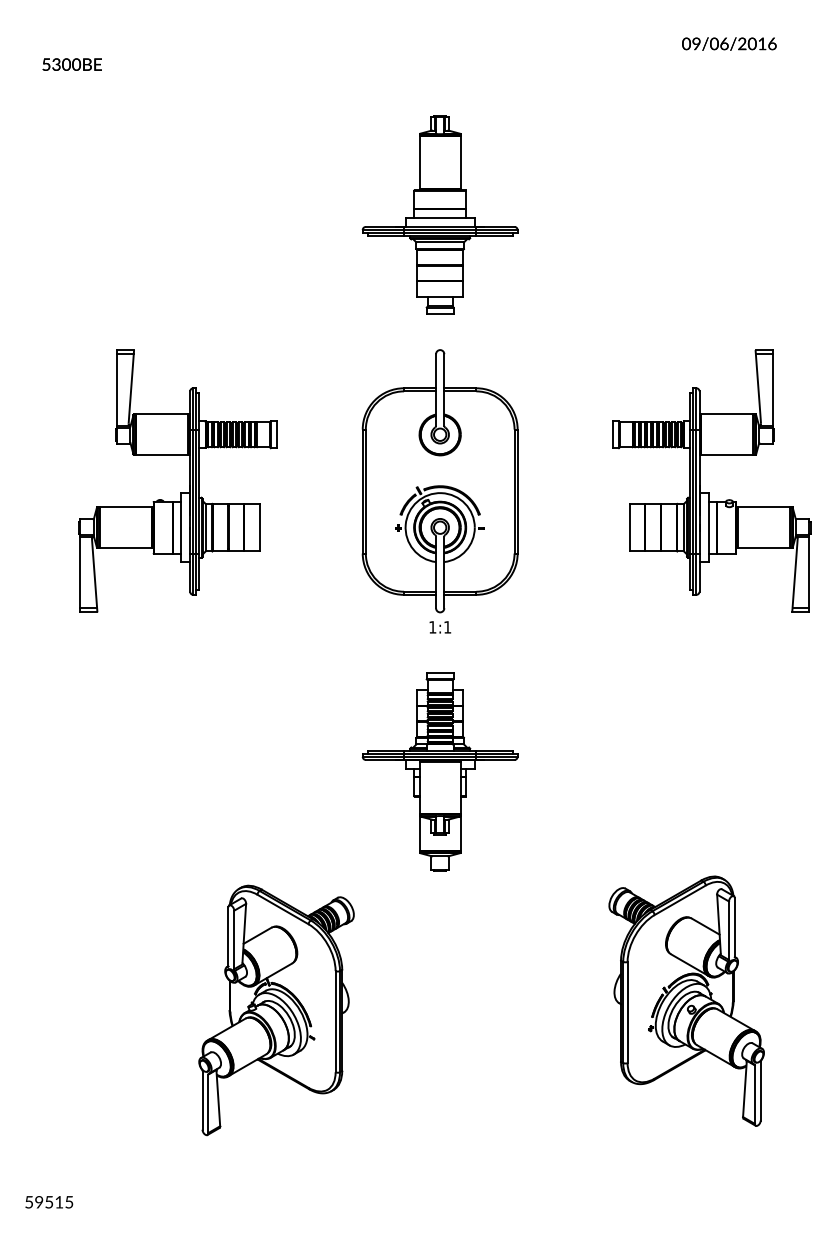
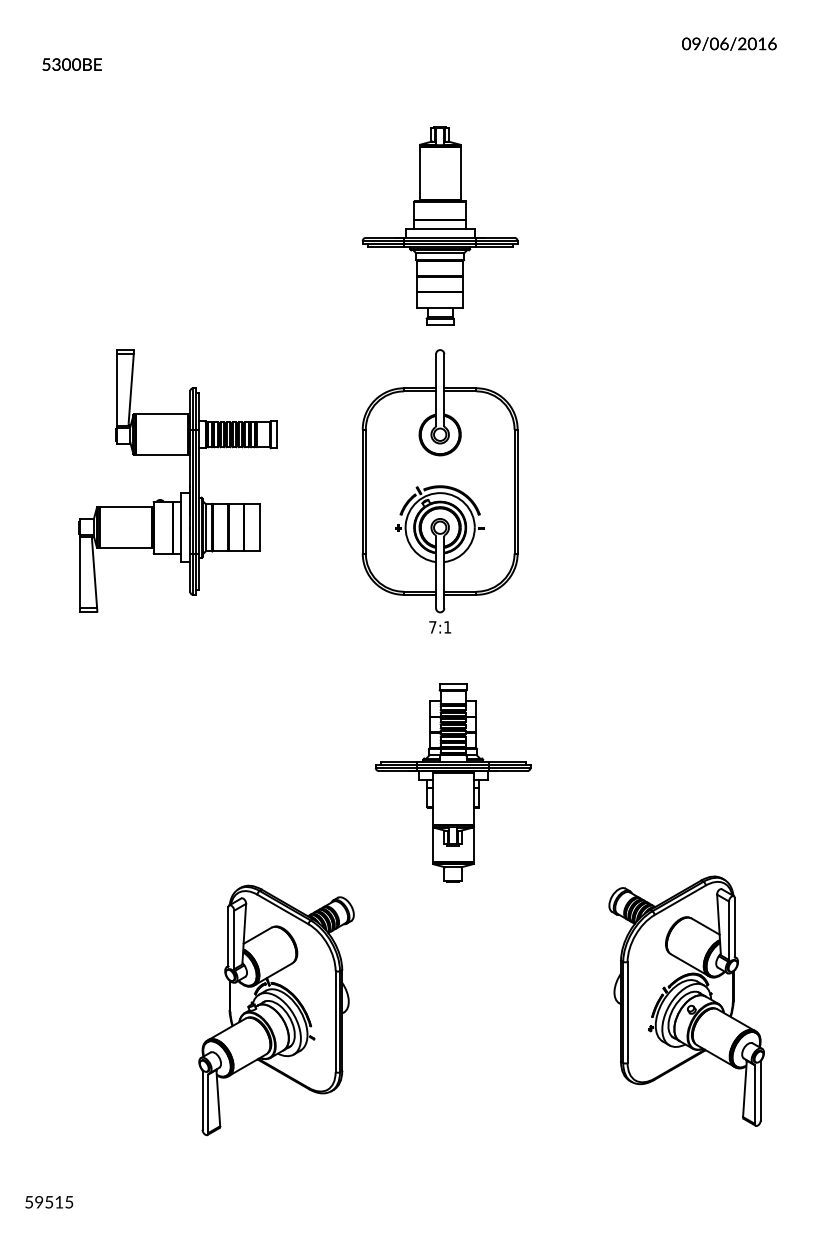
part position: (439, 214) -> (439, 225) (439, 225)
part: present -> none (700, 480)
text: 1:1 -> 7:1 (432, 627)
part position: (439, 771) -> (452, 782) (452, 782)
